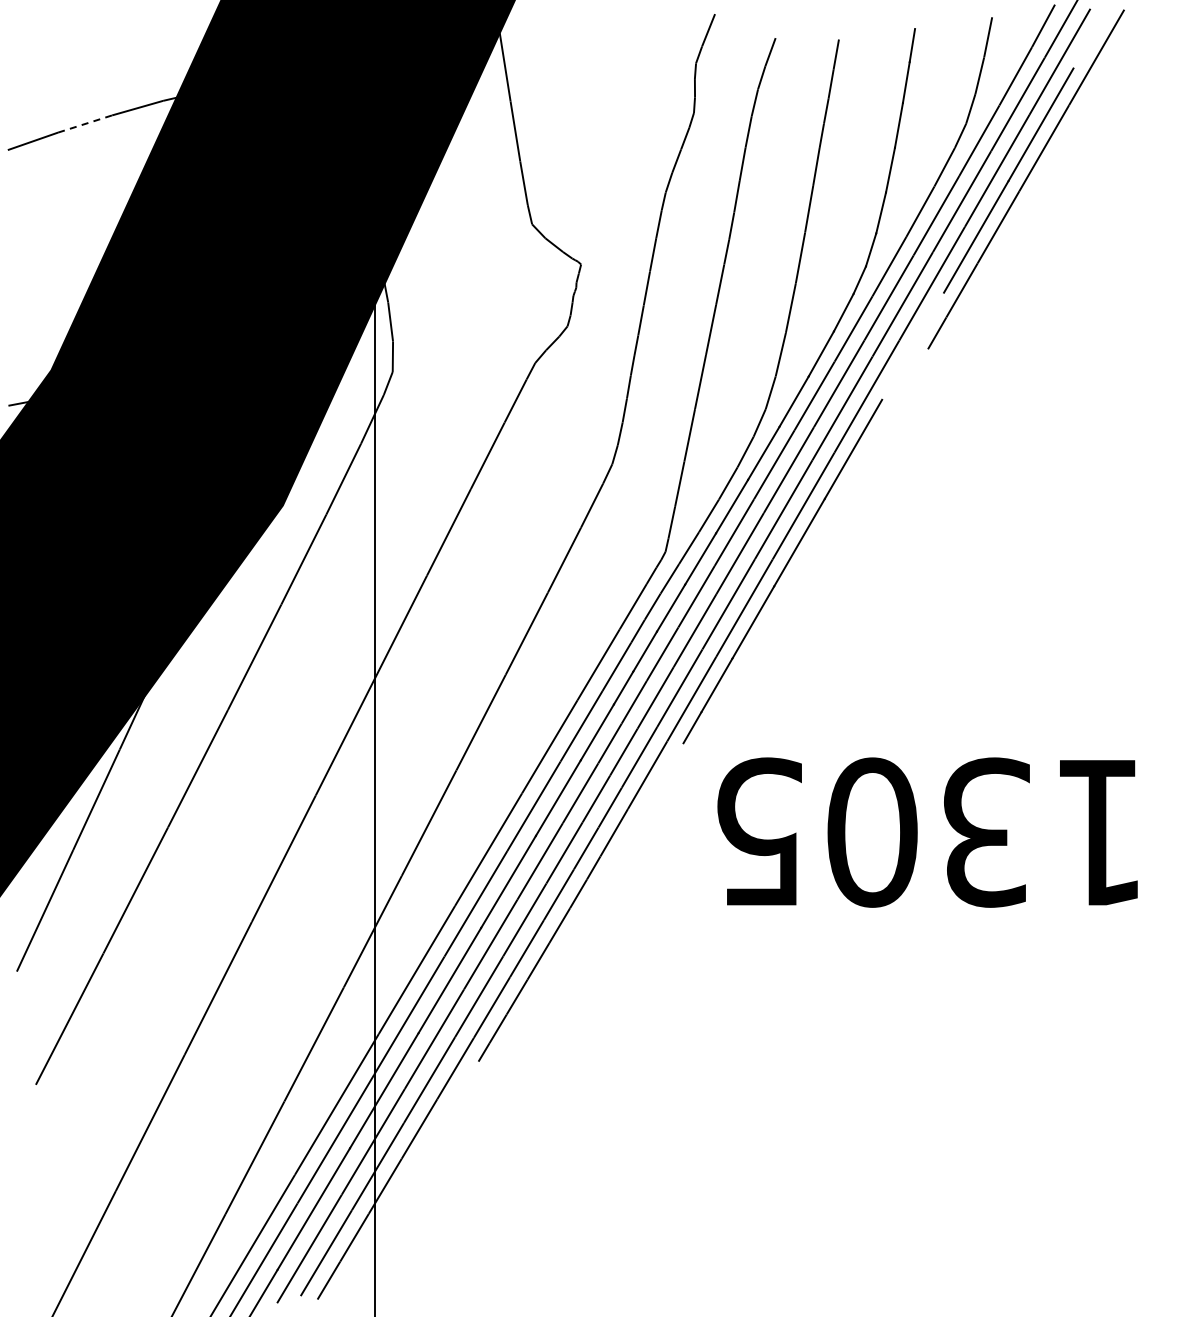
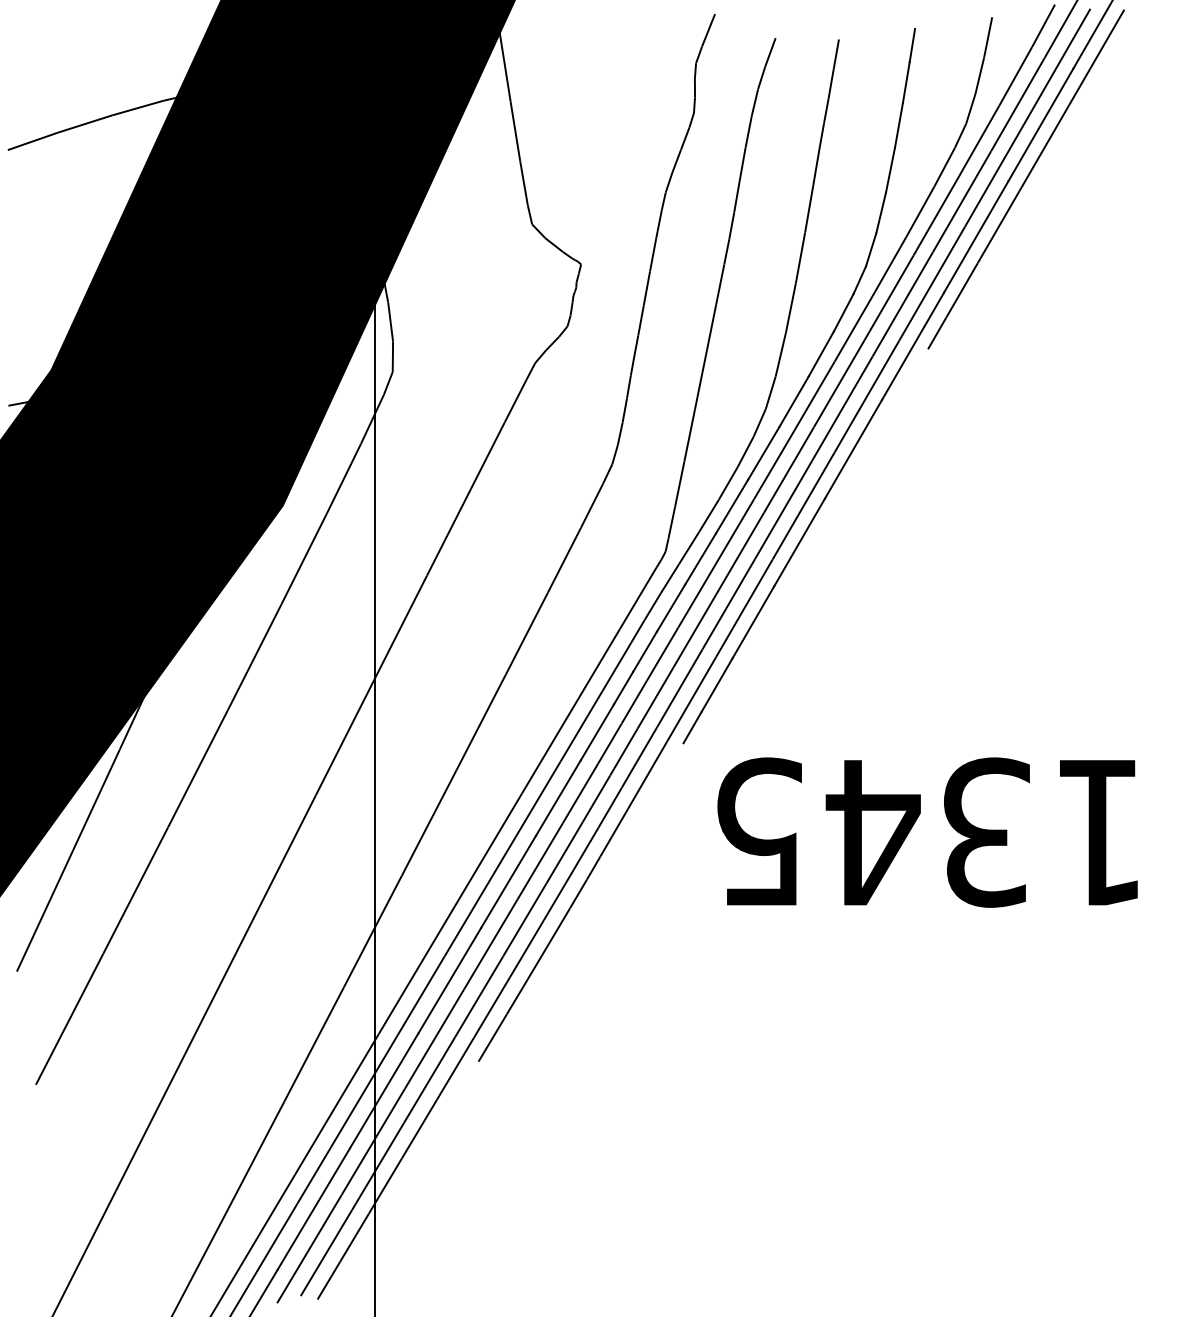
line: none -> present (1092, 35)
line: dashed -> solid (85, 123)
line: none -> present (913, 345)
text: 1305 -> 1345 (872, 832)
